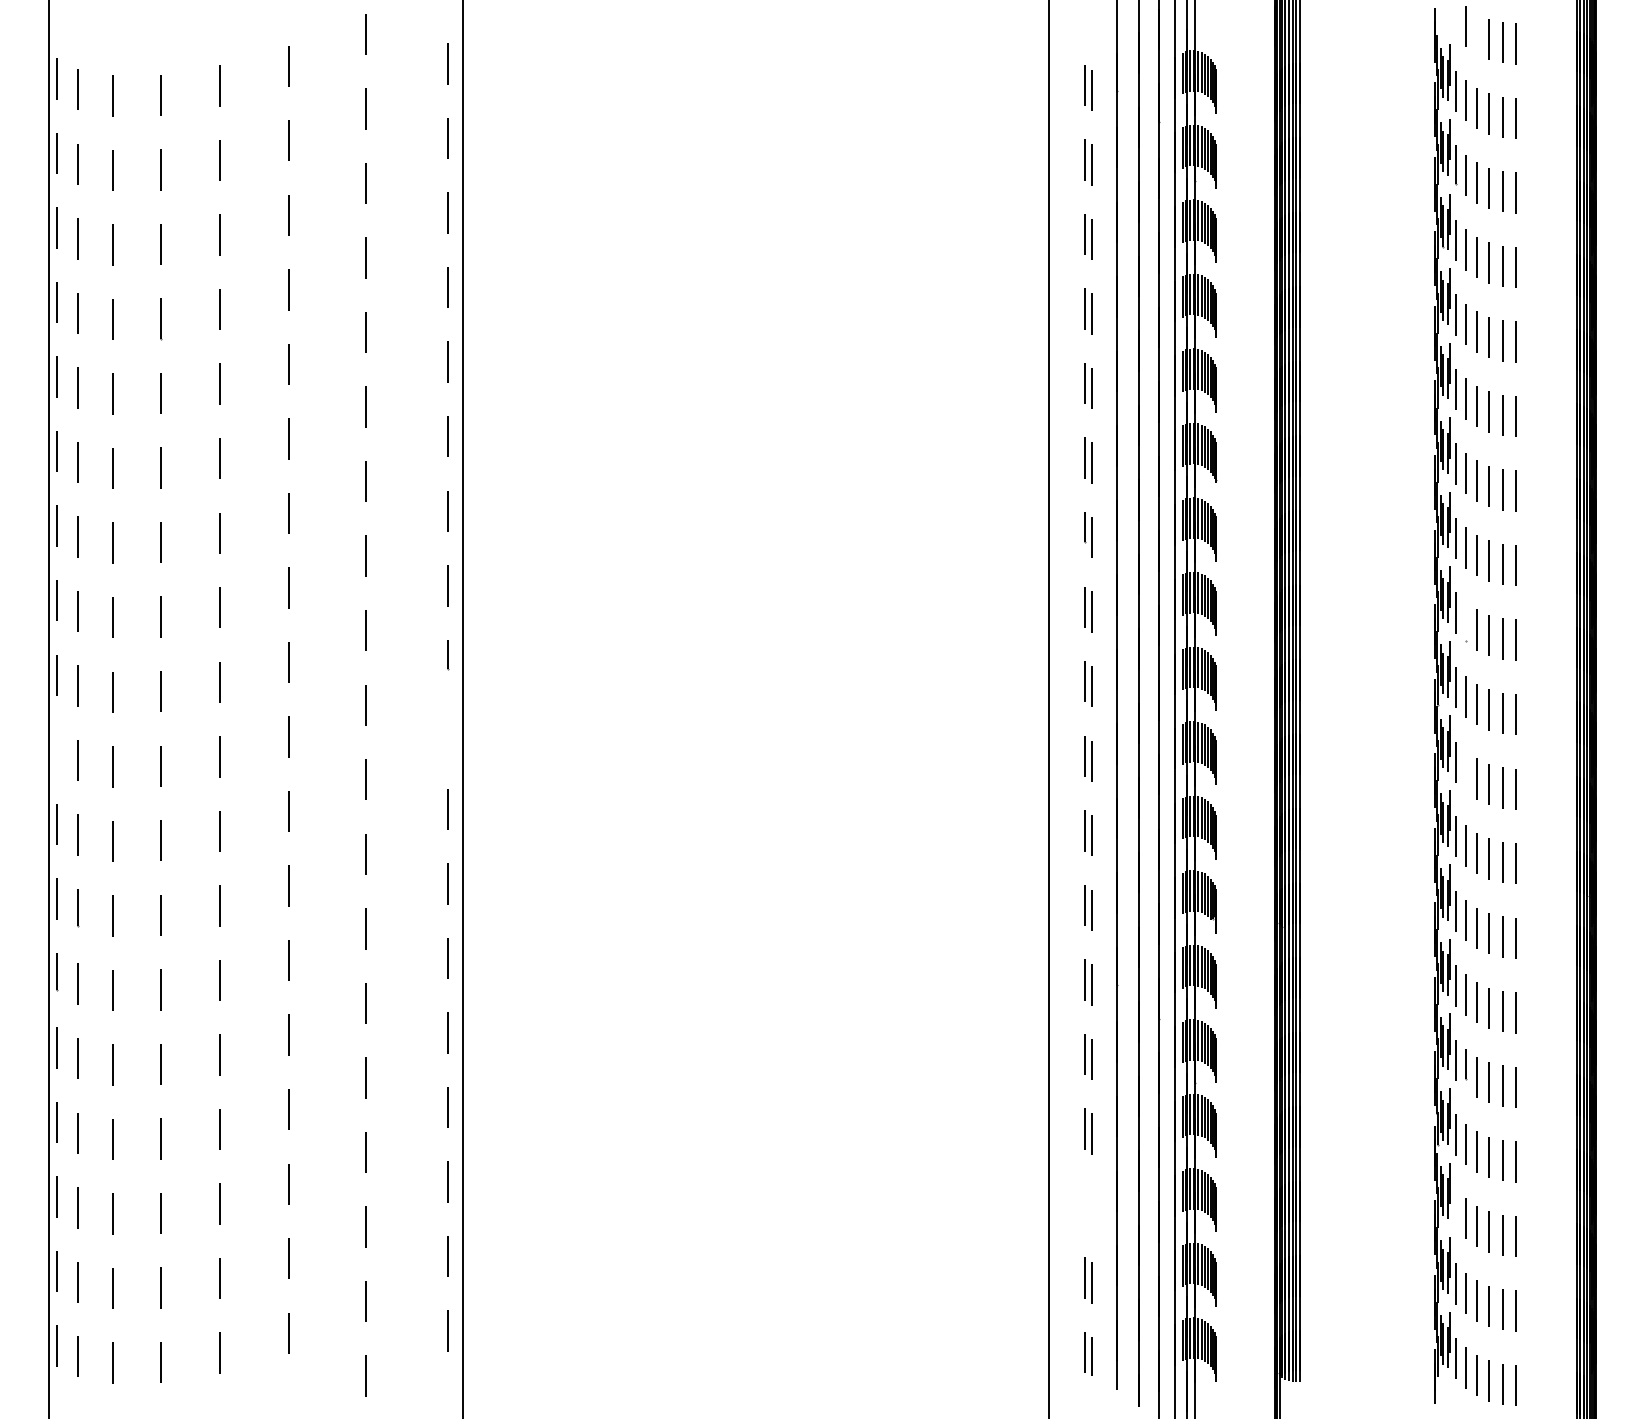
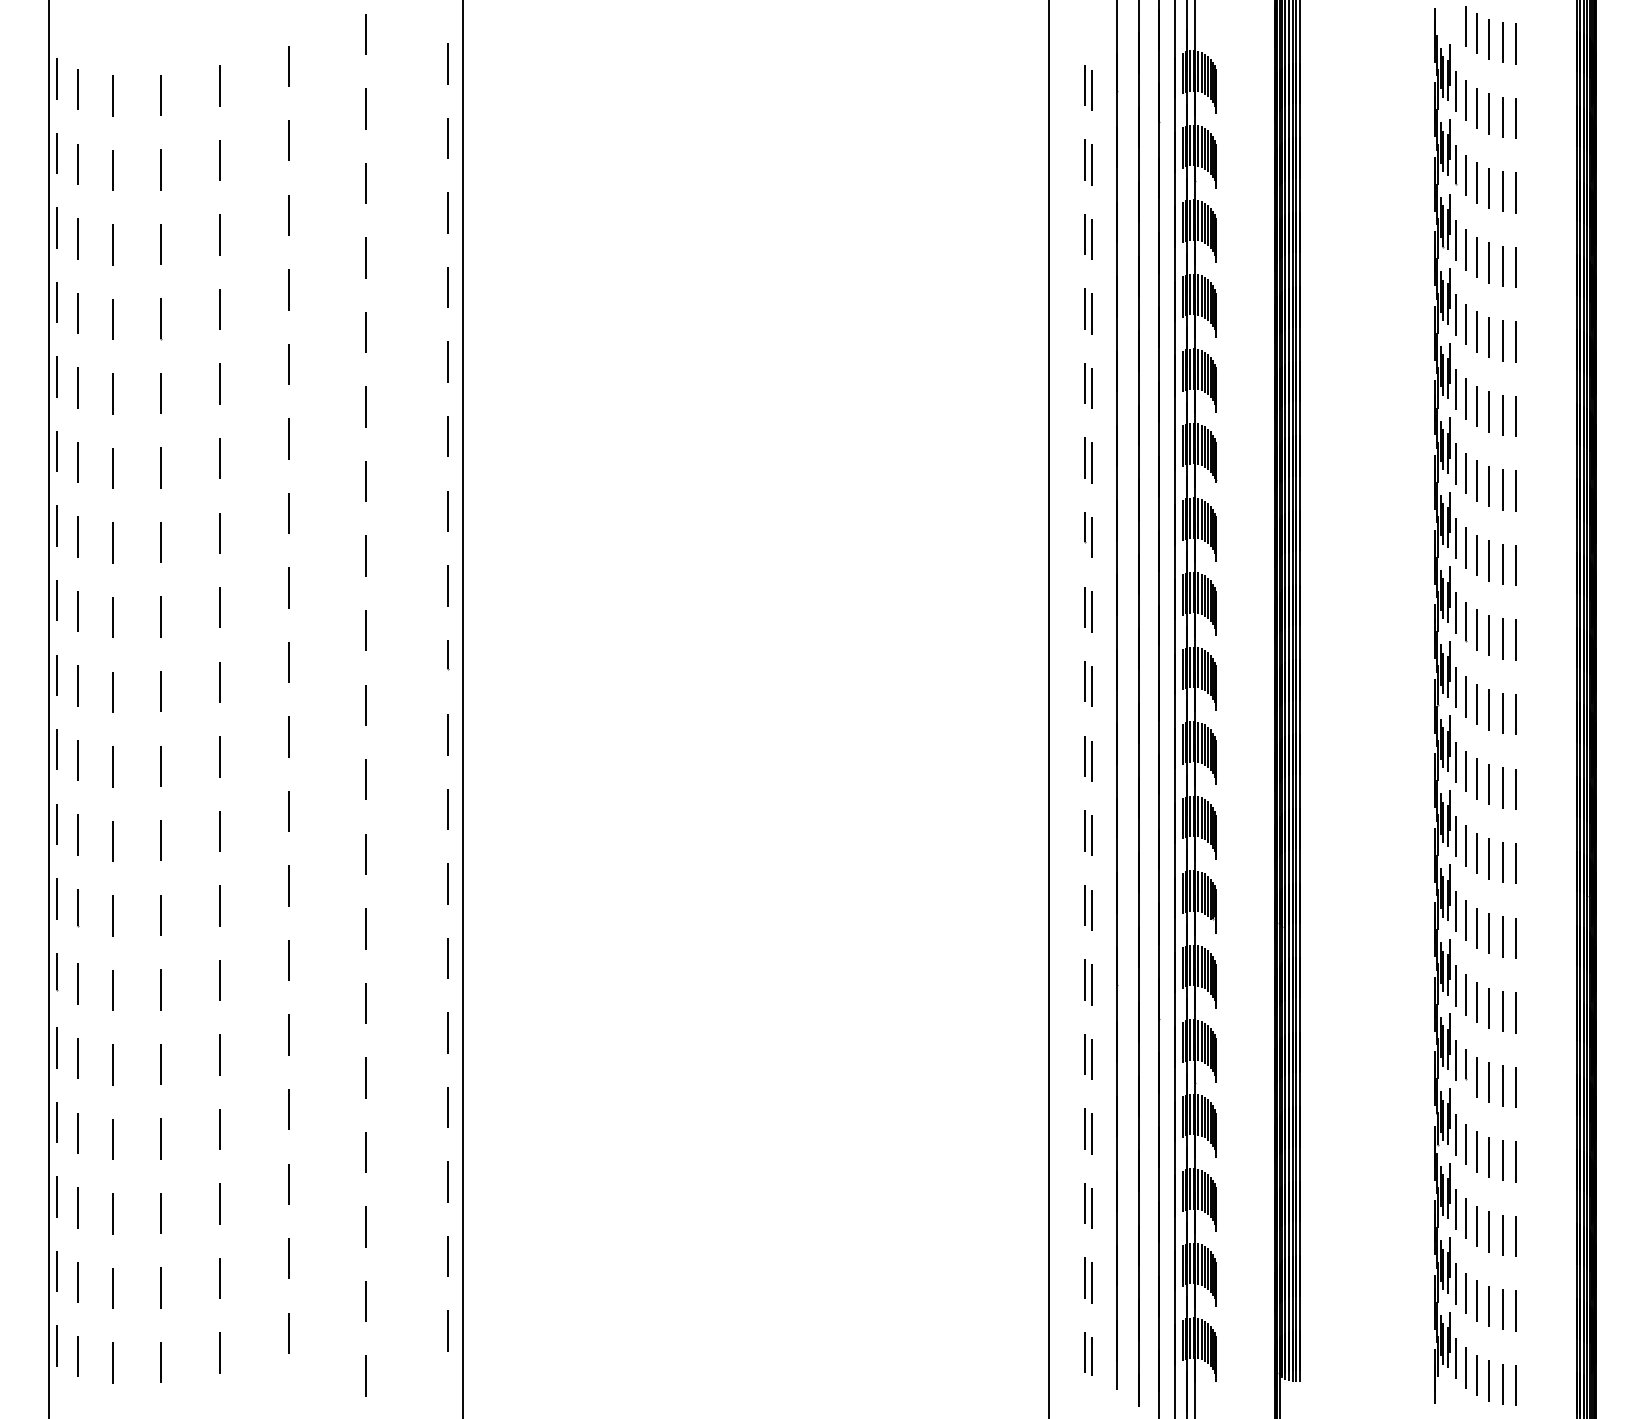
line: none -> present (1476, 33)
line: none -> present (1465, 621)
line: none -> present (448, 734)
line: none -> present (56, 749)
line: none -> present (1465, 771)
part: none -> present (1088, 1205)
line: none -> present (1455, 1209)
